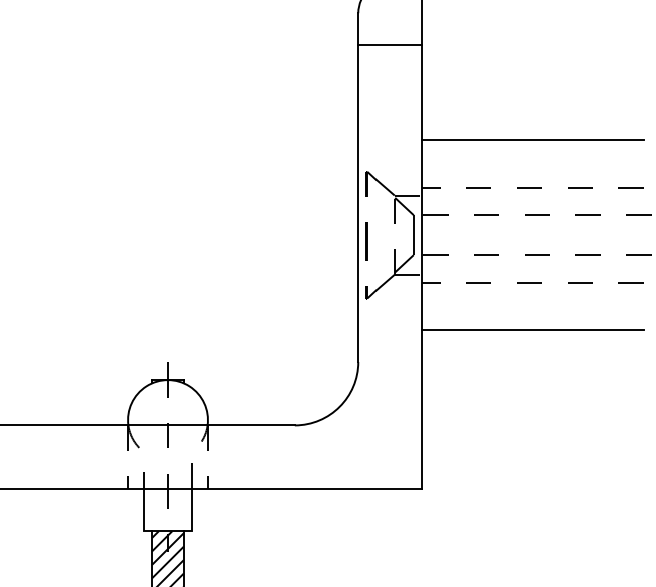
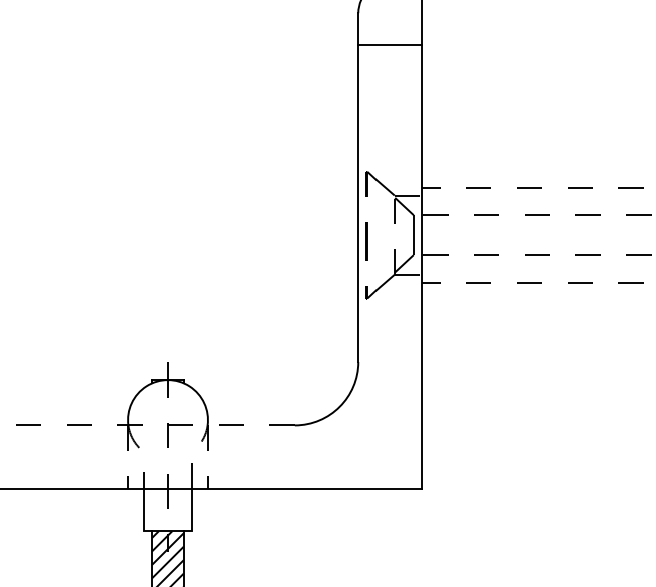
line: present -> none (532, 140)
line: present -> none (532, 330)
line: solid -> dashed (147, 425)
